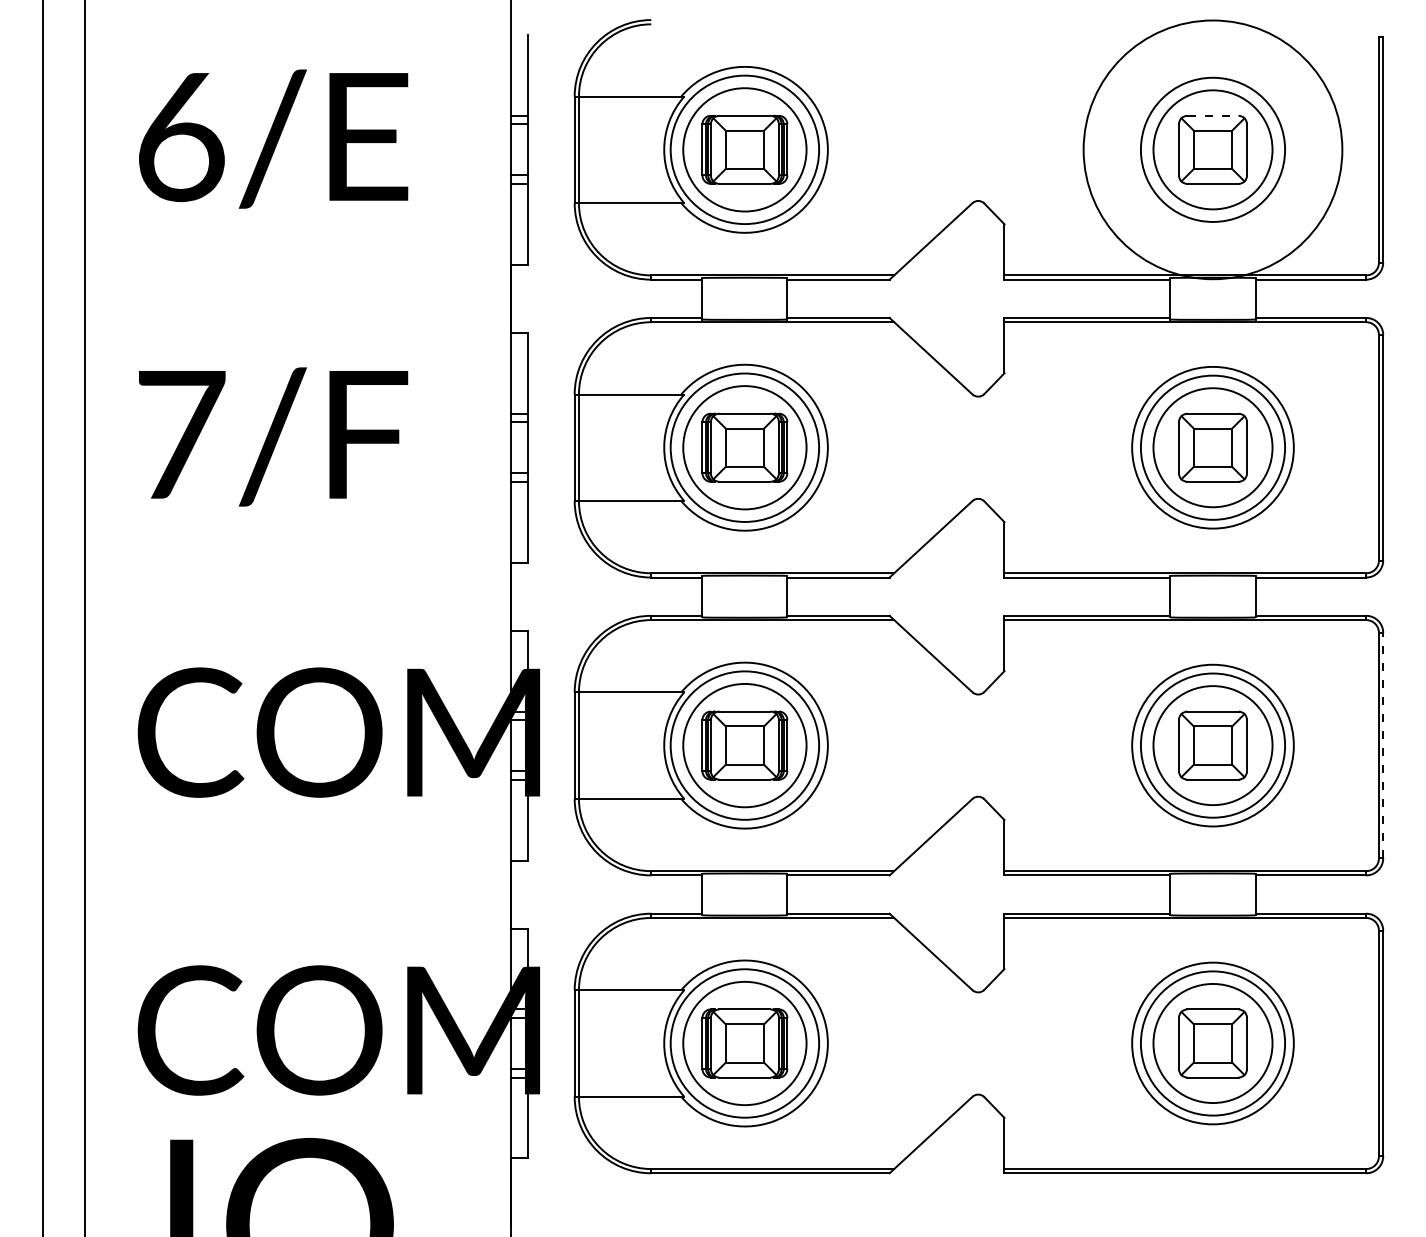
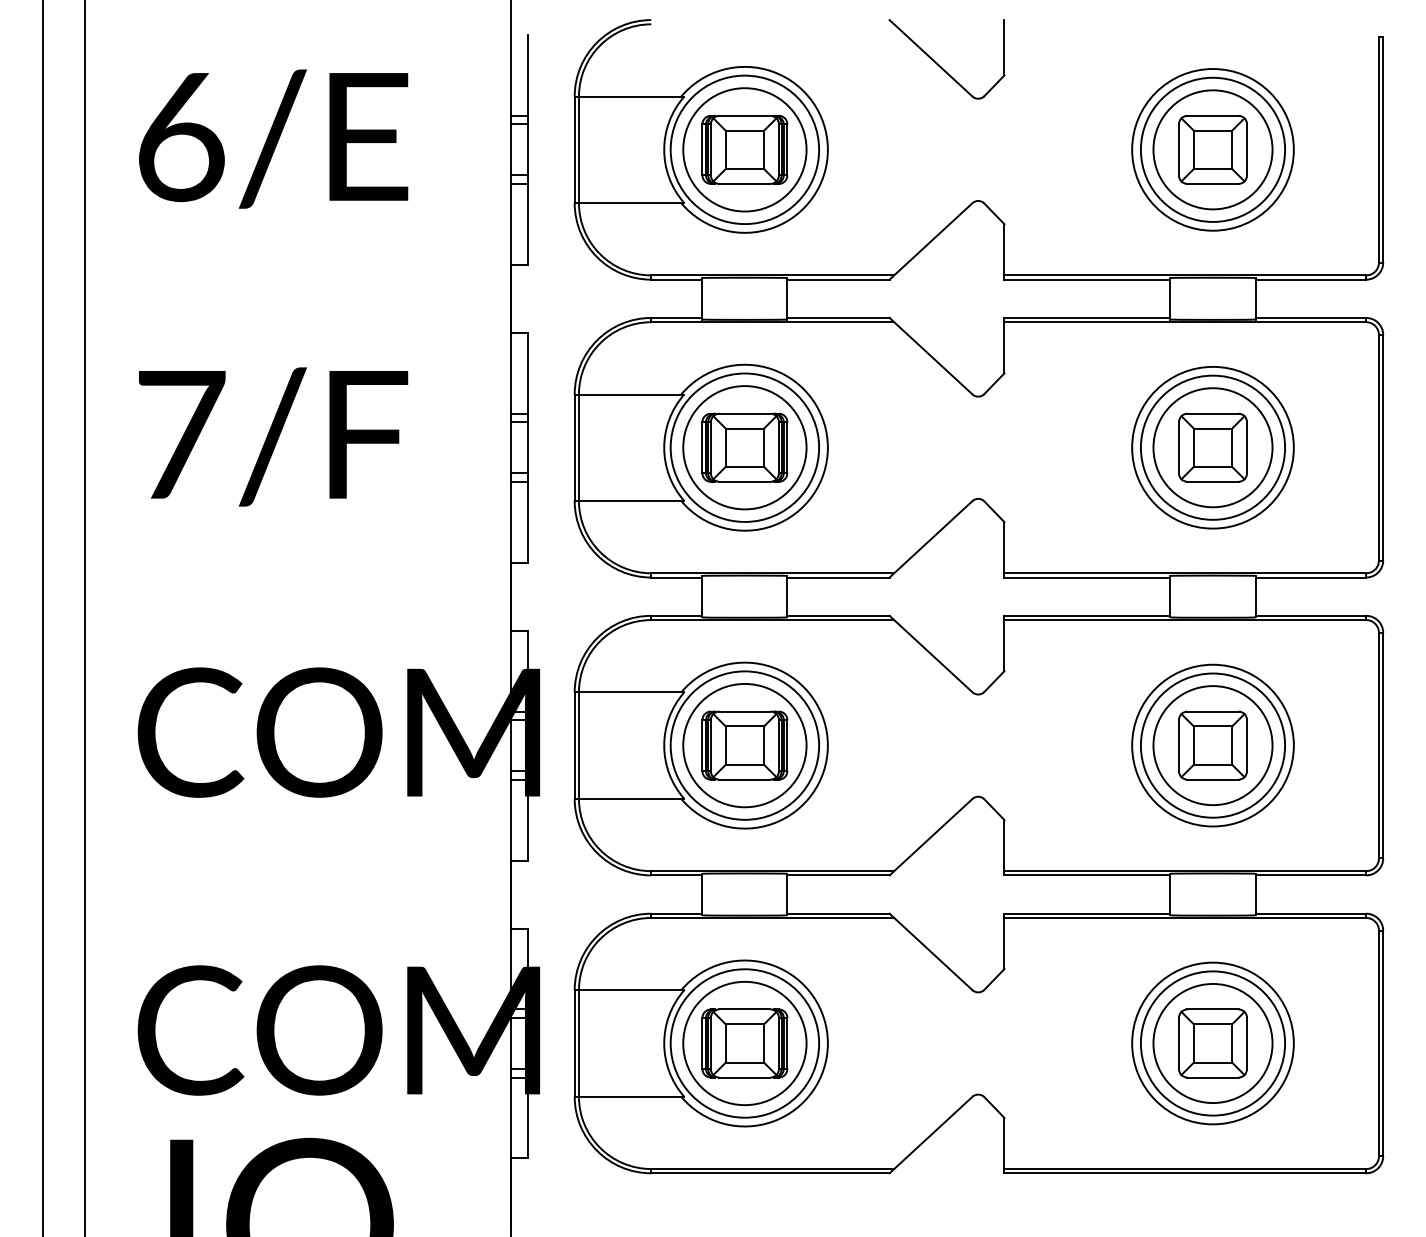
part: none -> present (940, 65)
line: dashed -> solid (1213, 115)
circle diameter: 259 px -> 162 px (1212, 149)
line: dashed -> solid (1383, 745)
